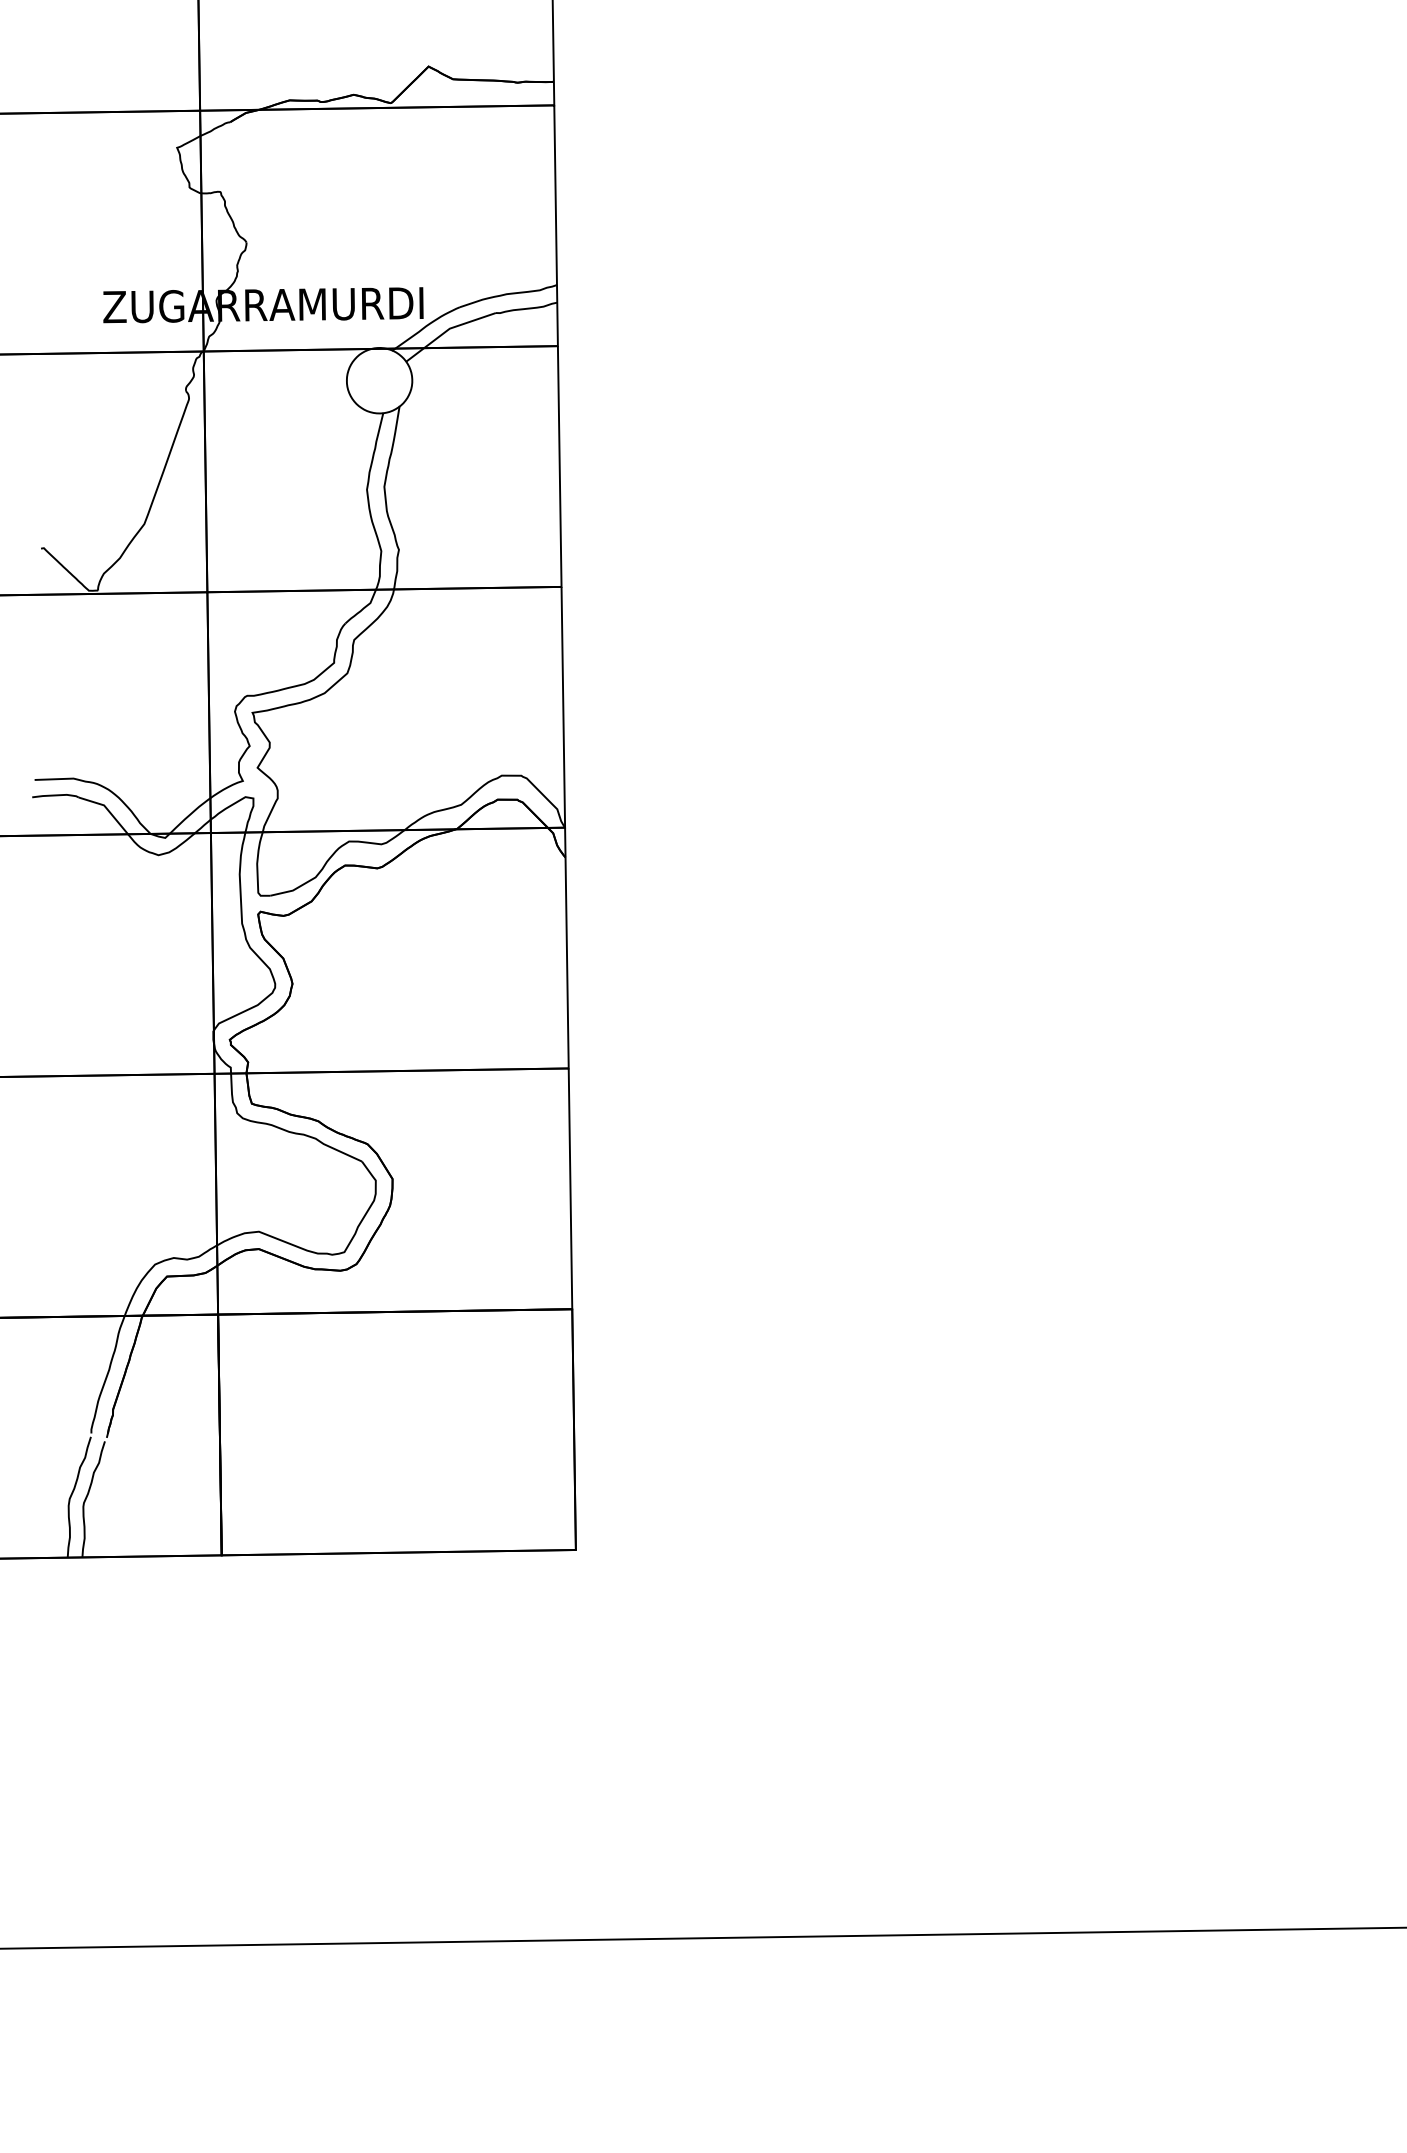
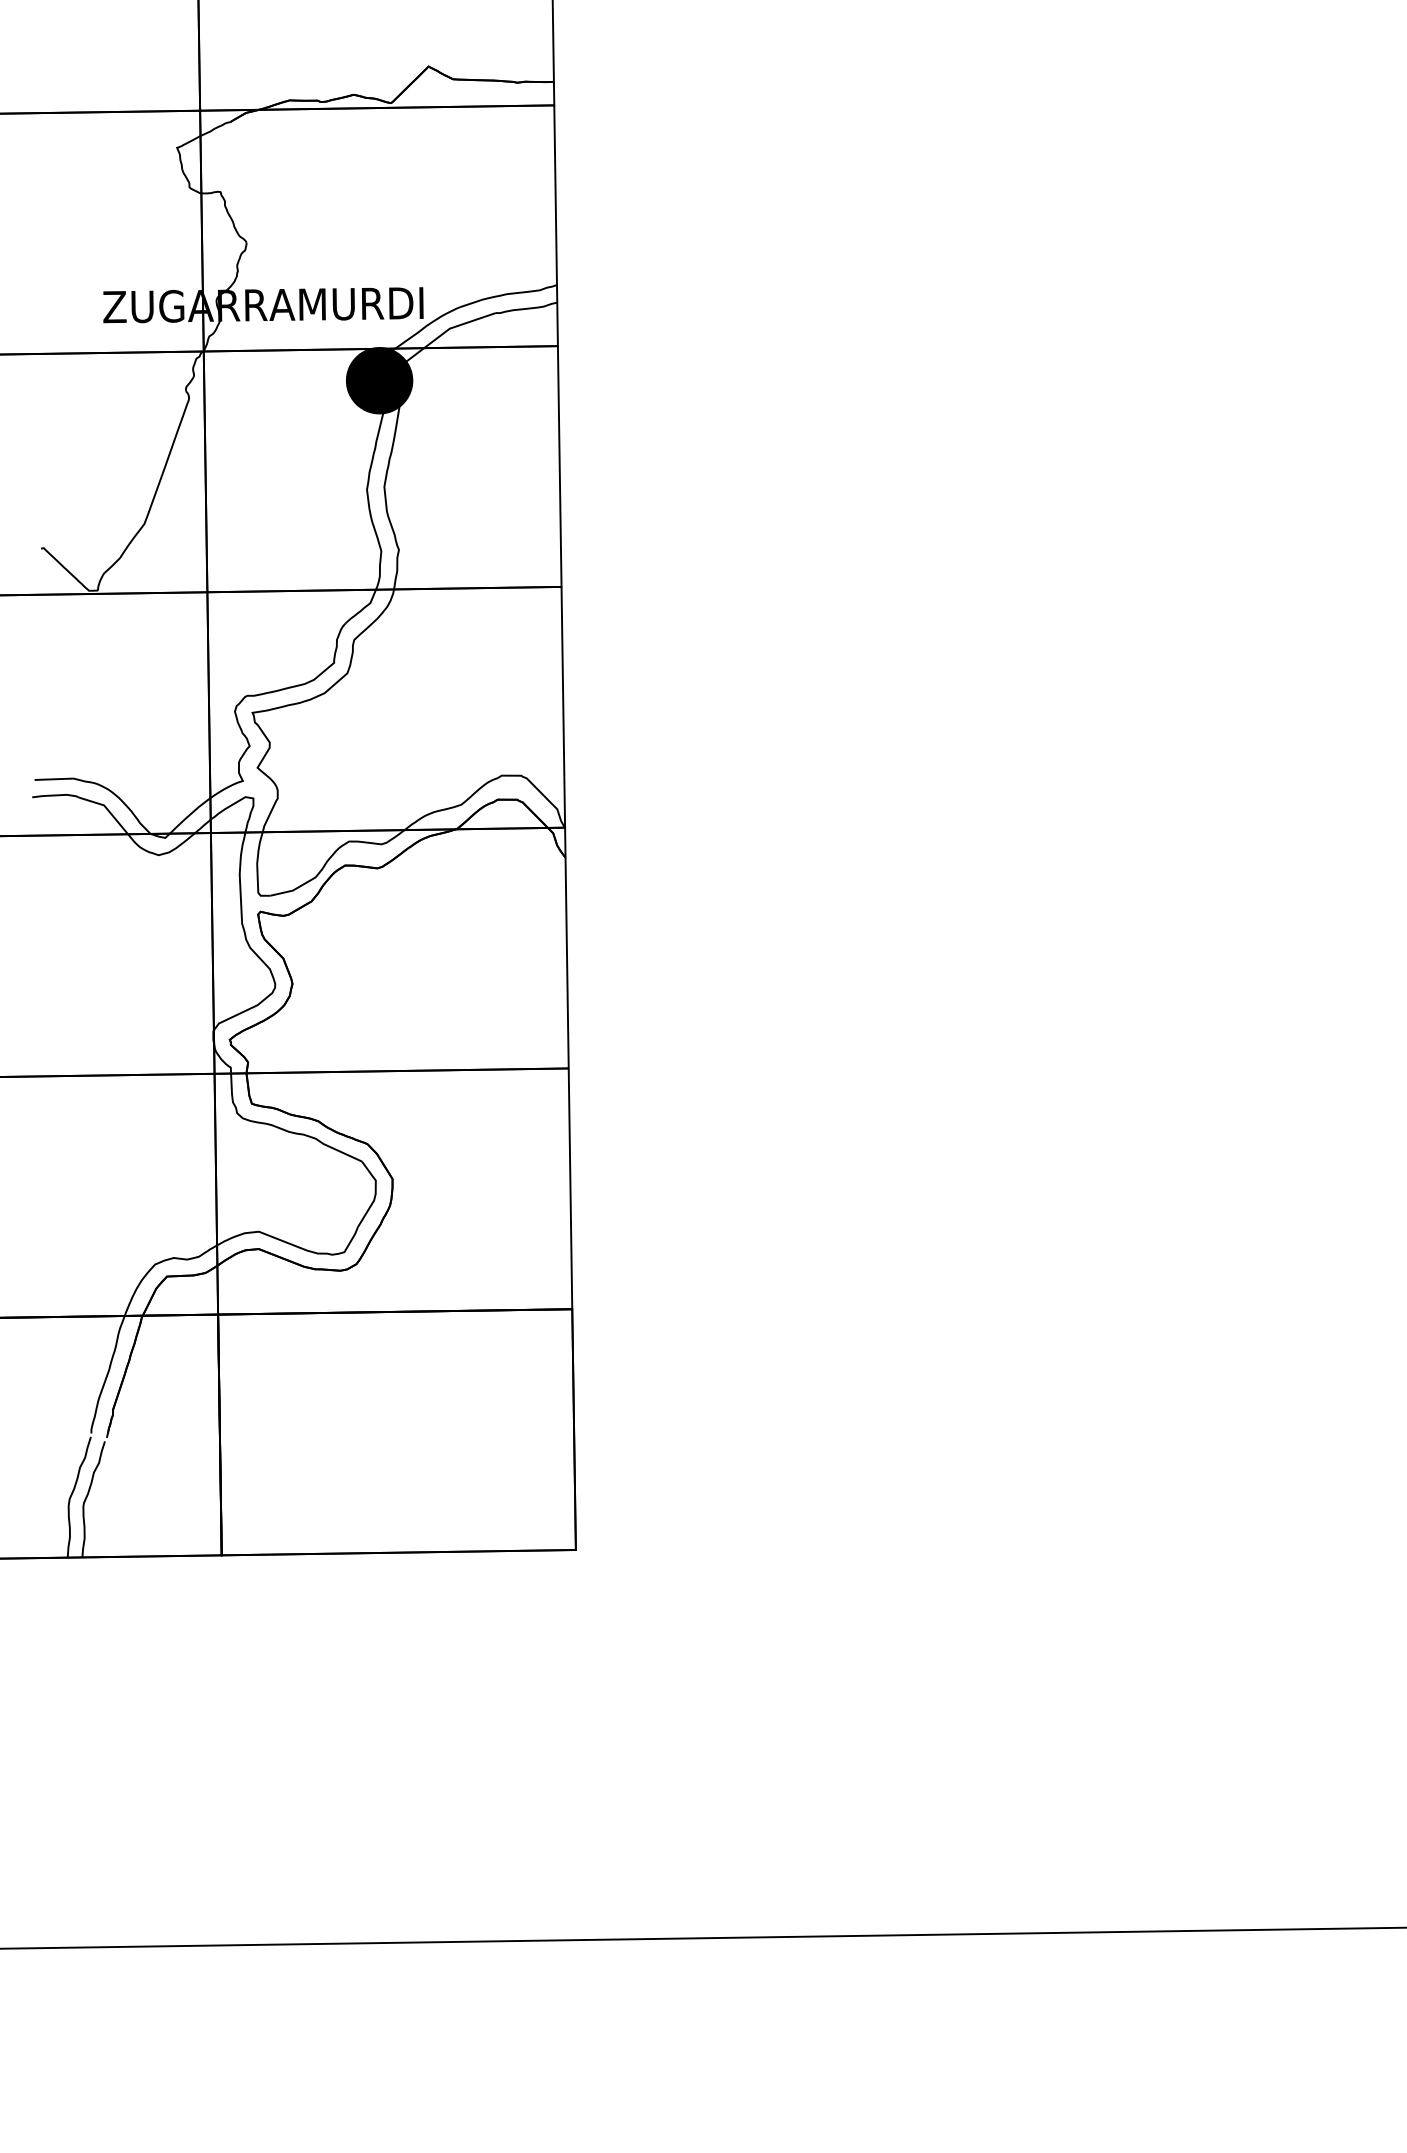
fill: none -> present (379, 380)
fill: none -> present (379, 380)
